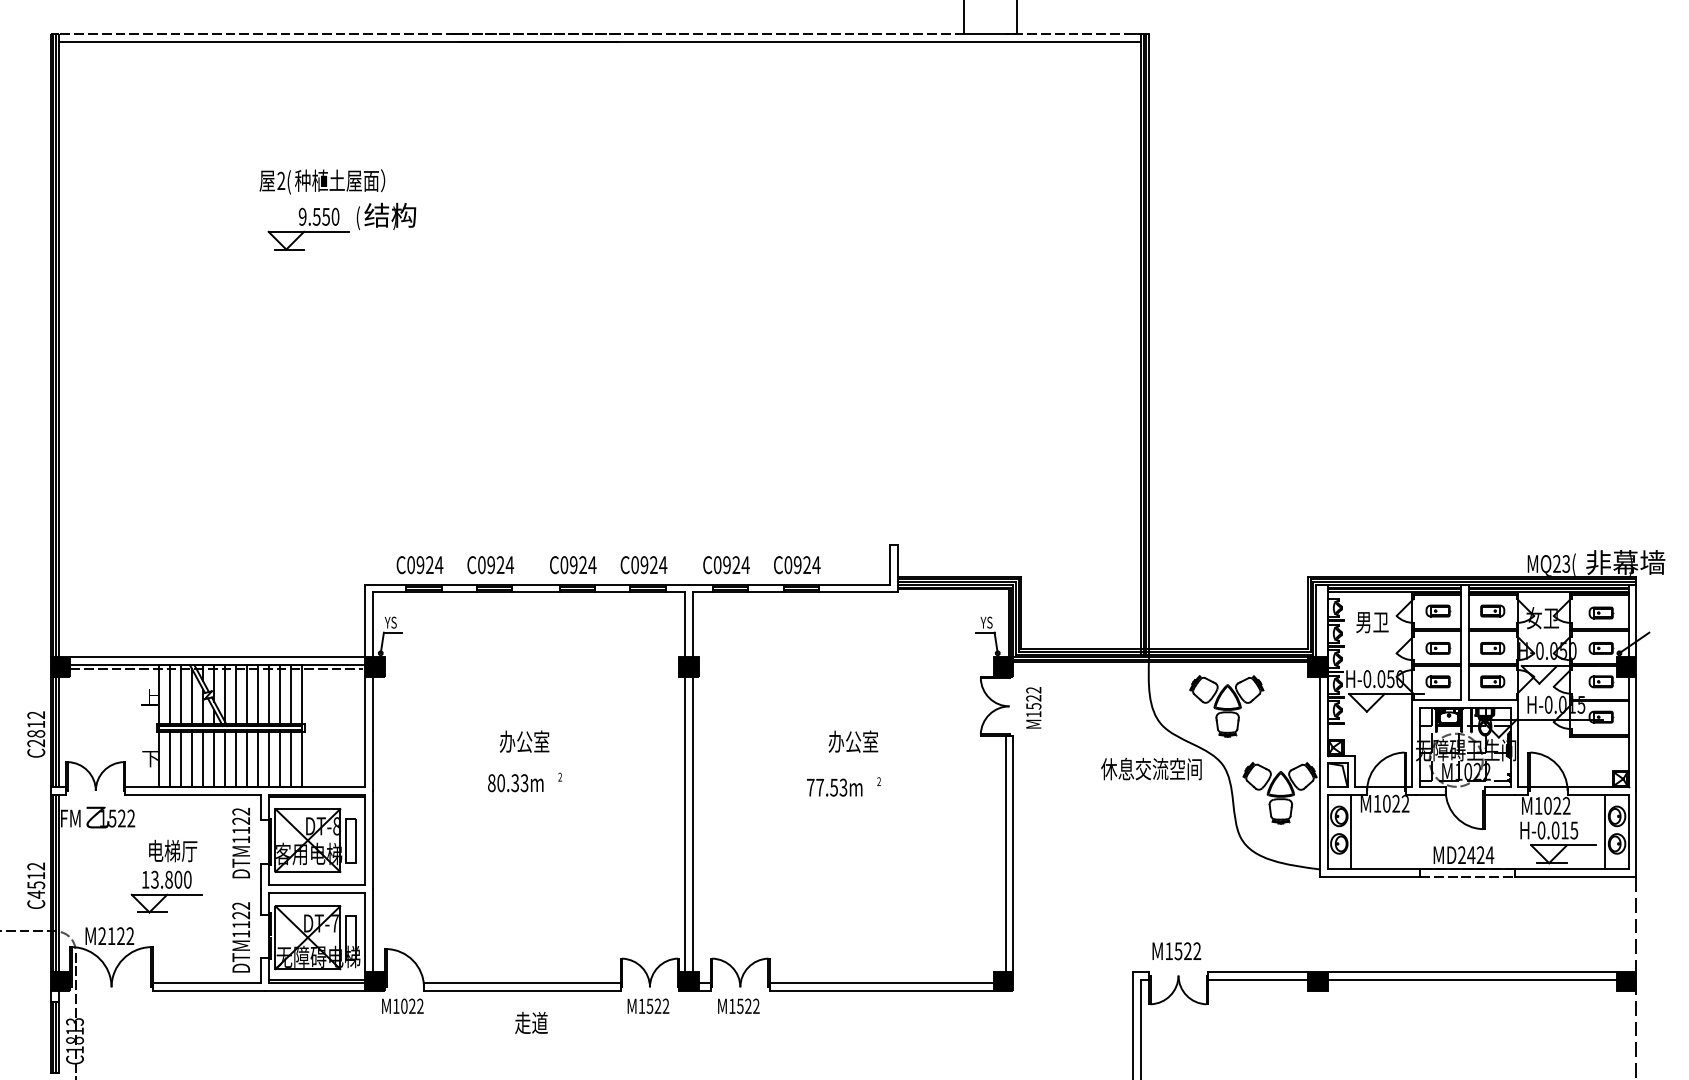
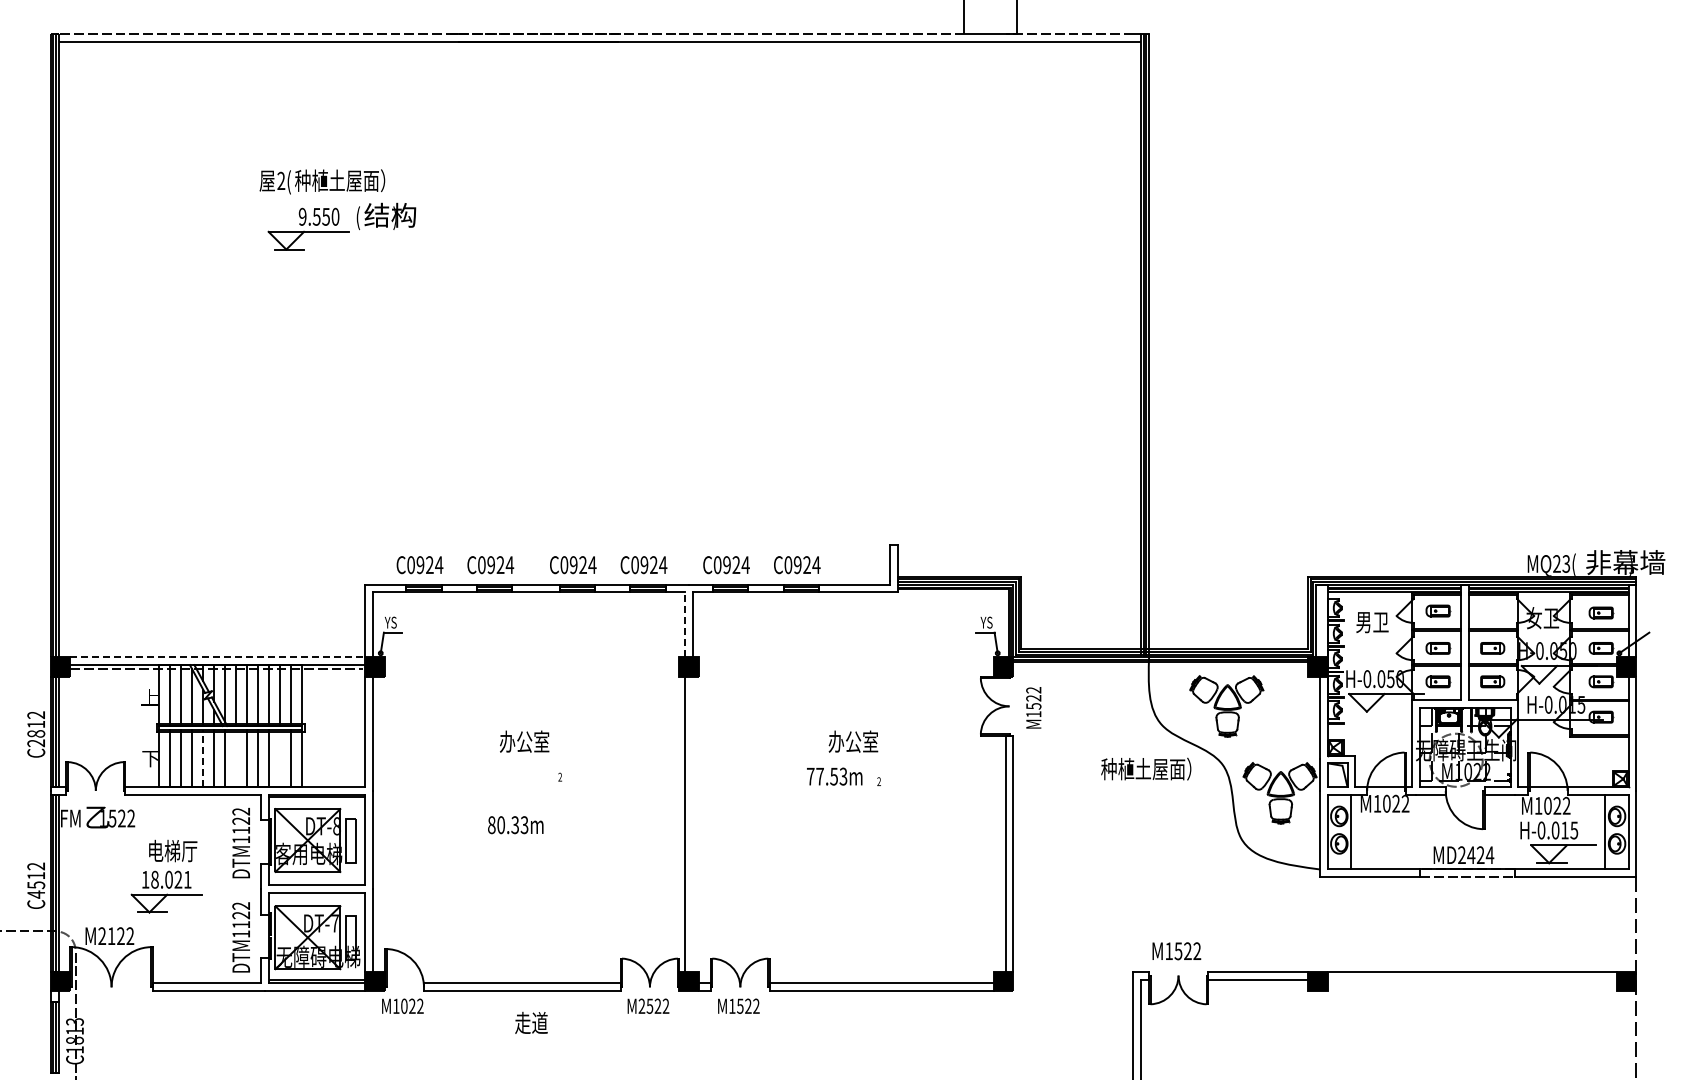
part: present -> none (1492, 610)
line: solid -> dashed (685, 624)
line: solid -> dashed (218, 657)
line: solid -> dashed (203, 757)
line: present -> none (236, 757)
line: present -> none (280, 757)
text: 休息交流空间 -> 种植土屋面） (1151, 768)
text position: (515, 783) -> (515, 825) (515, 825)
text position: (834, 787) -> (834, 776) (834, 776)
line: present -> none (693, 823)
text: 13.800 -> 18.021 (171, 879)
line: present -> none (1471, 979)
text: M1522 -> M2522 (641, 1005)
